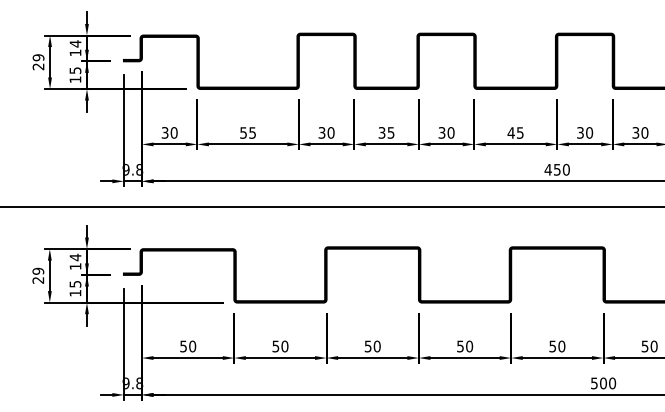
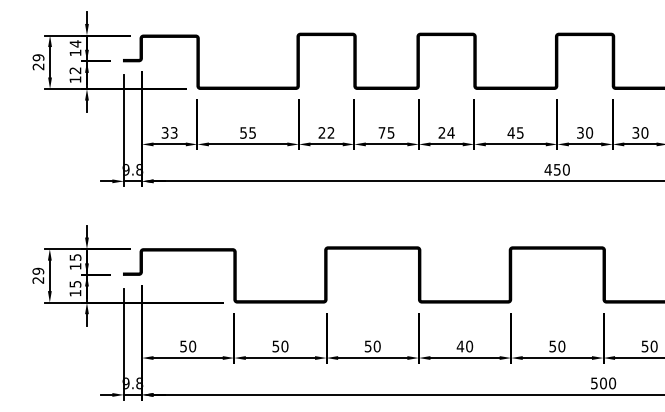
text: 15 -> 12 (75, 70)
text: 30 -> 33 (173, 132)
text: 30 -> 22 (326, 132)
text: 35 -> 75 (381, 132)
text: 30 -> 24 (446, 132)
line: present -> none (331, 206)
text: 14 -> 15 (75, 257)
text: 50 -> 40 (460, 346)
